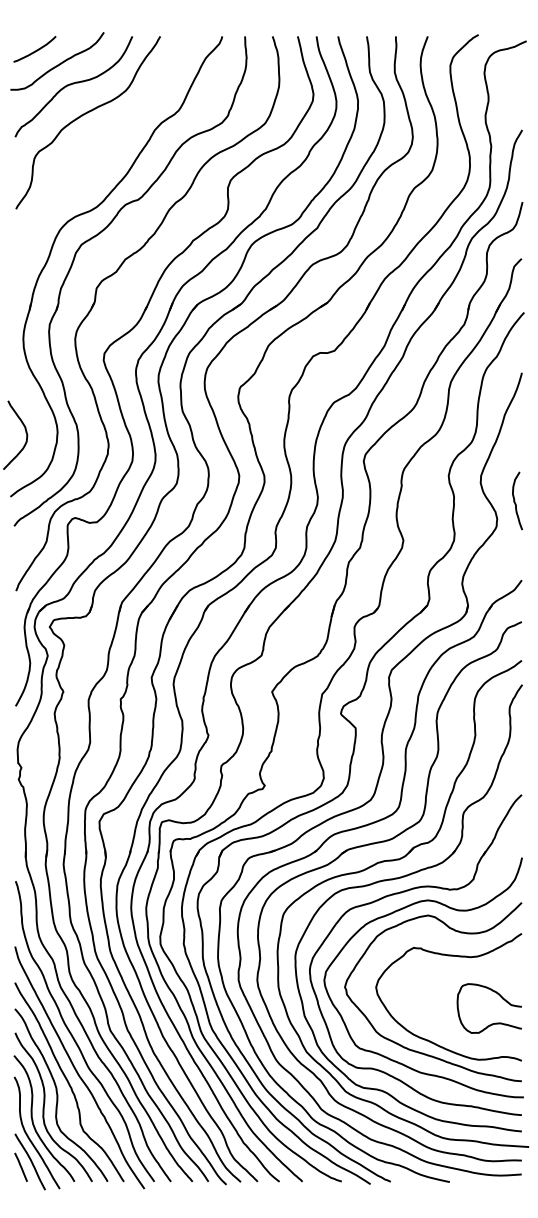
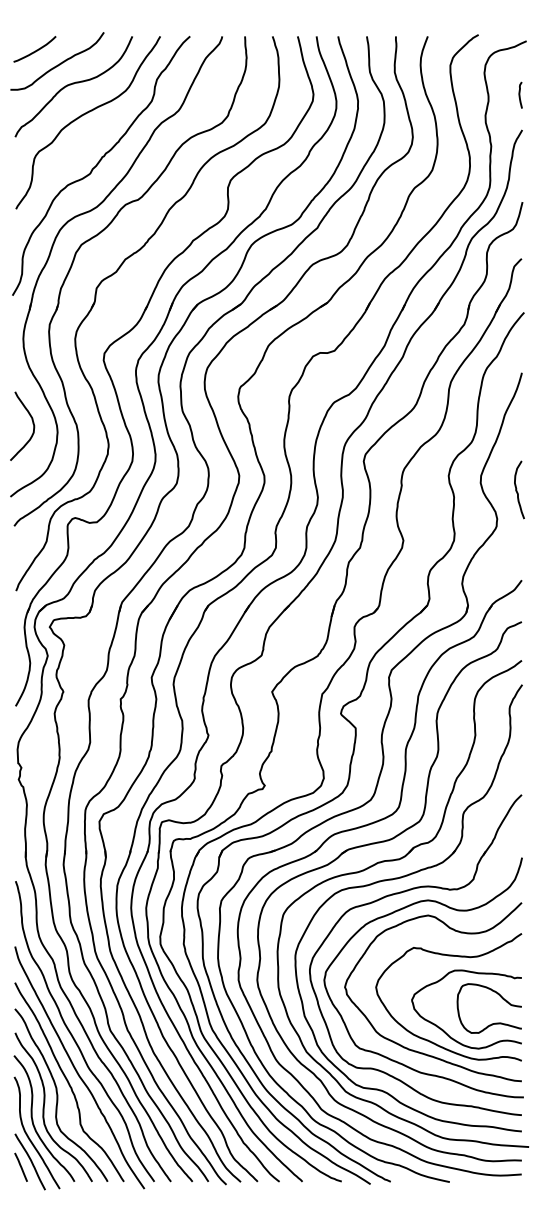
curve: none -> present (520, 94)
curve: none -> present (99, 163)
curve position: (25, 433) -> (32, 424) (32, 424)
curve position: (515, 500) -> (517, 489) (517, 489)
curve: none -> present (444, 1030)
